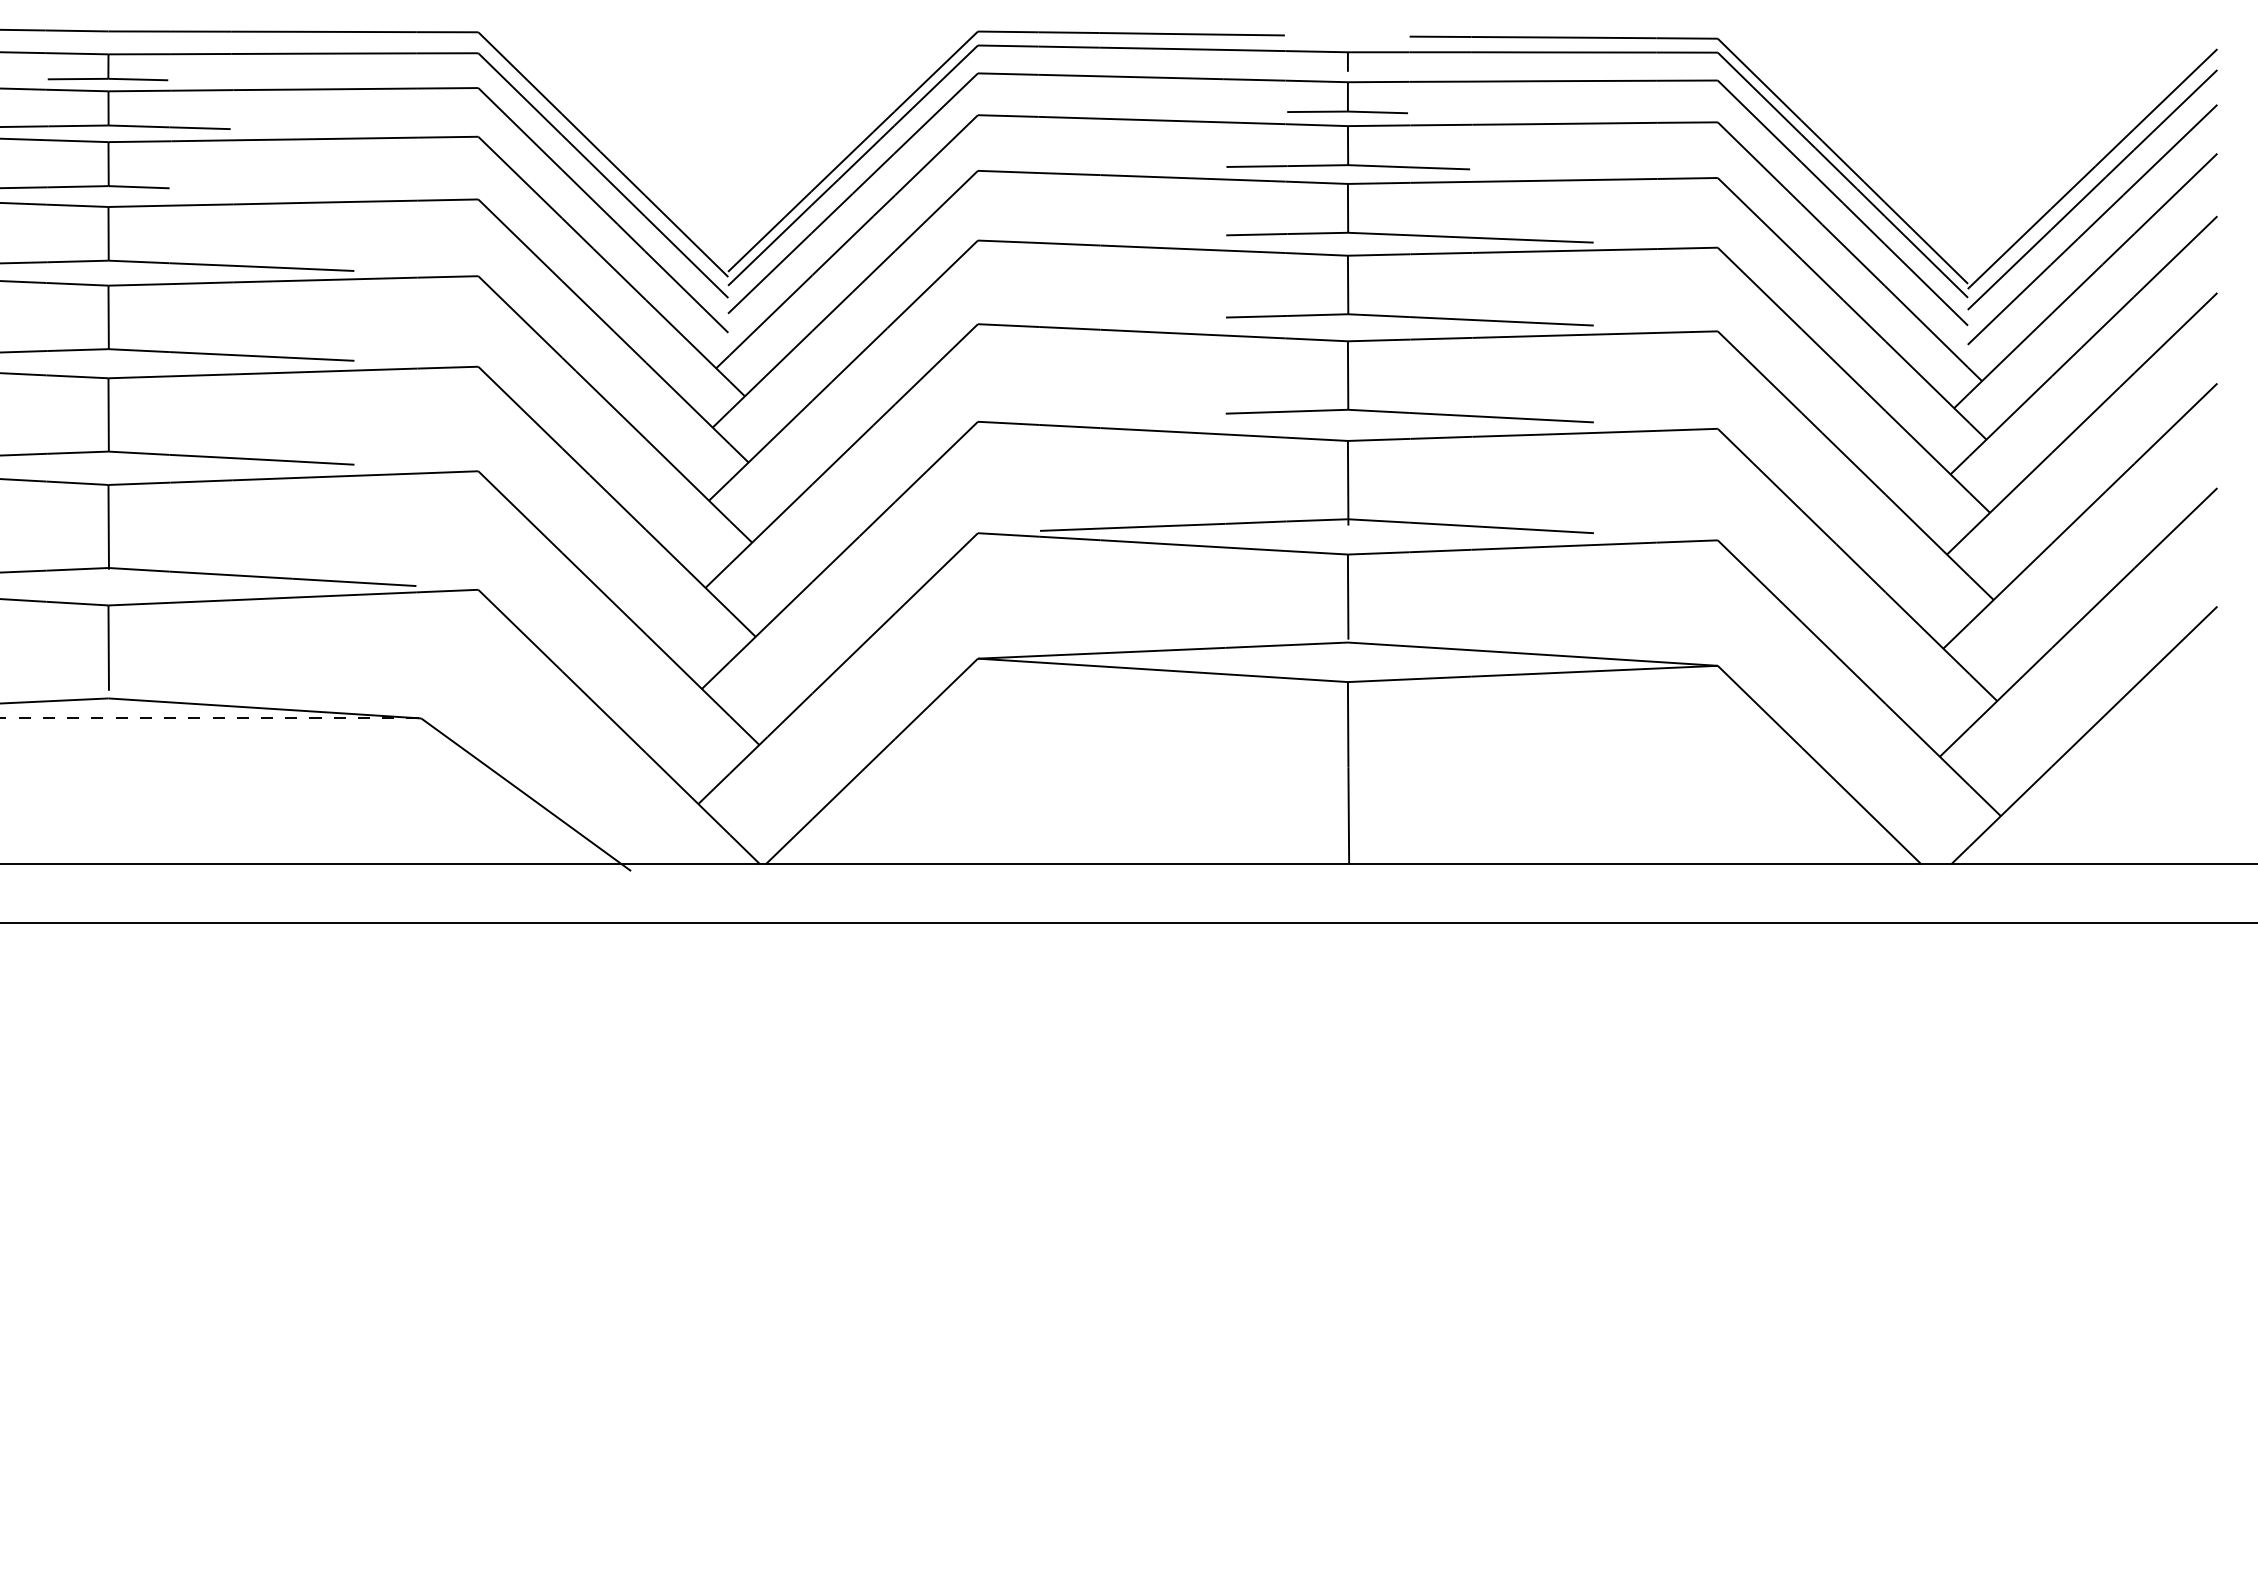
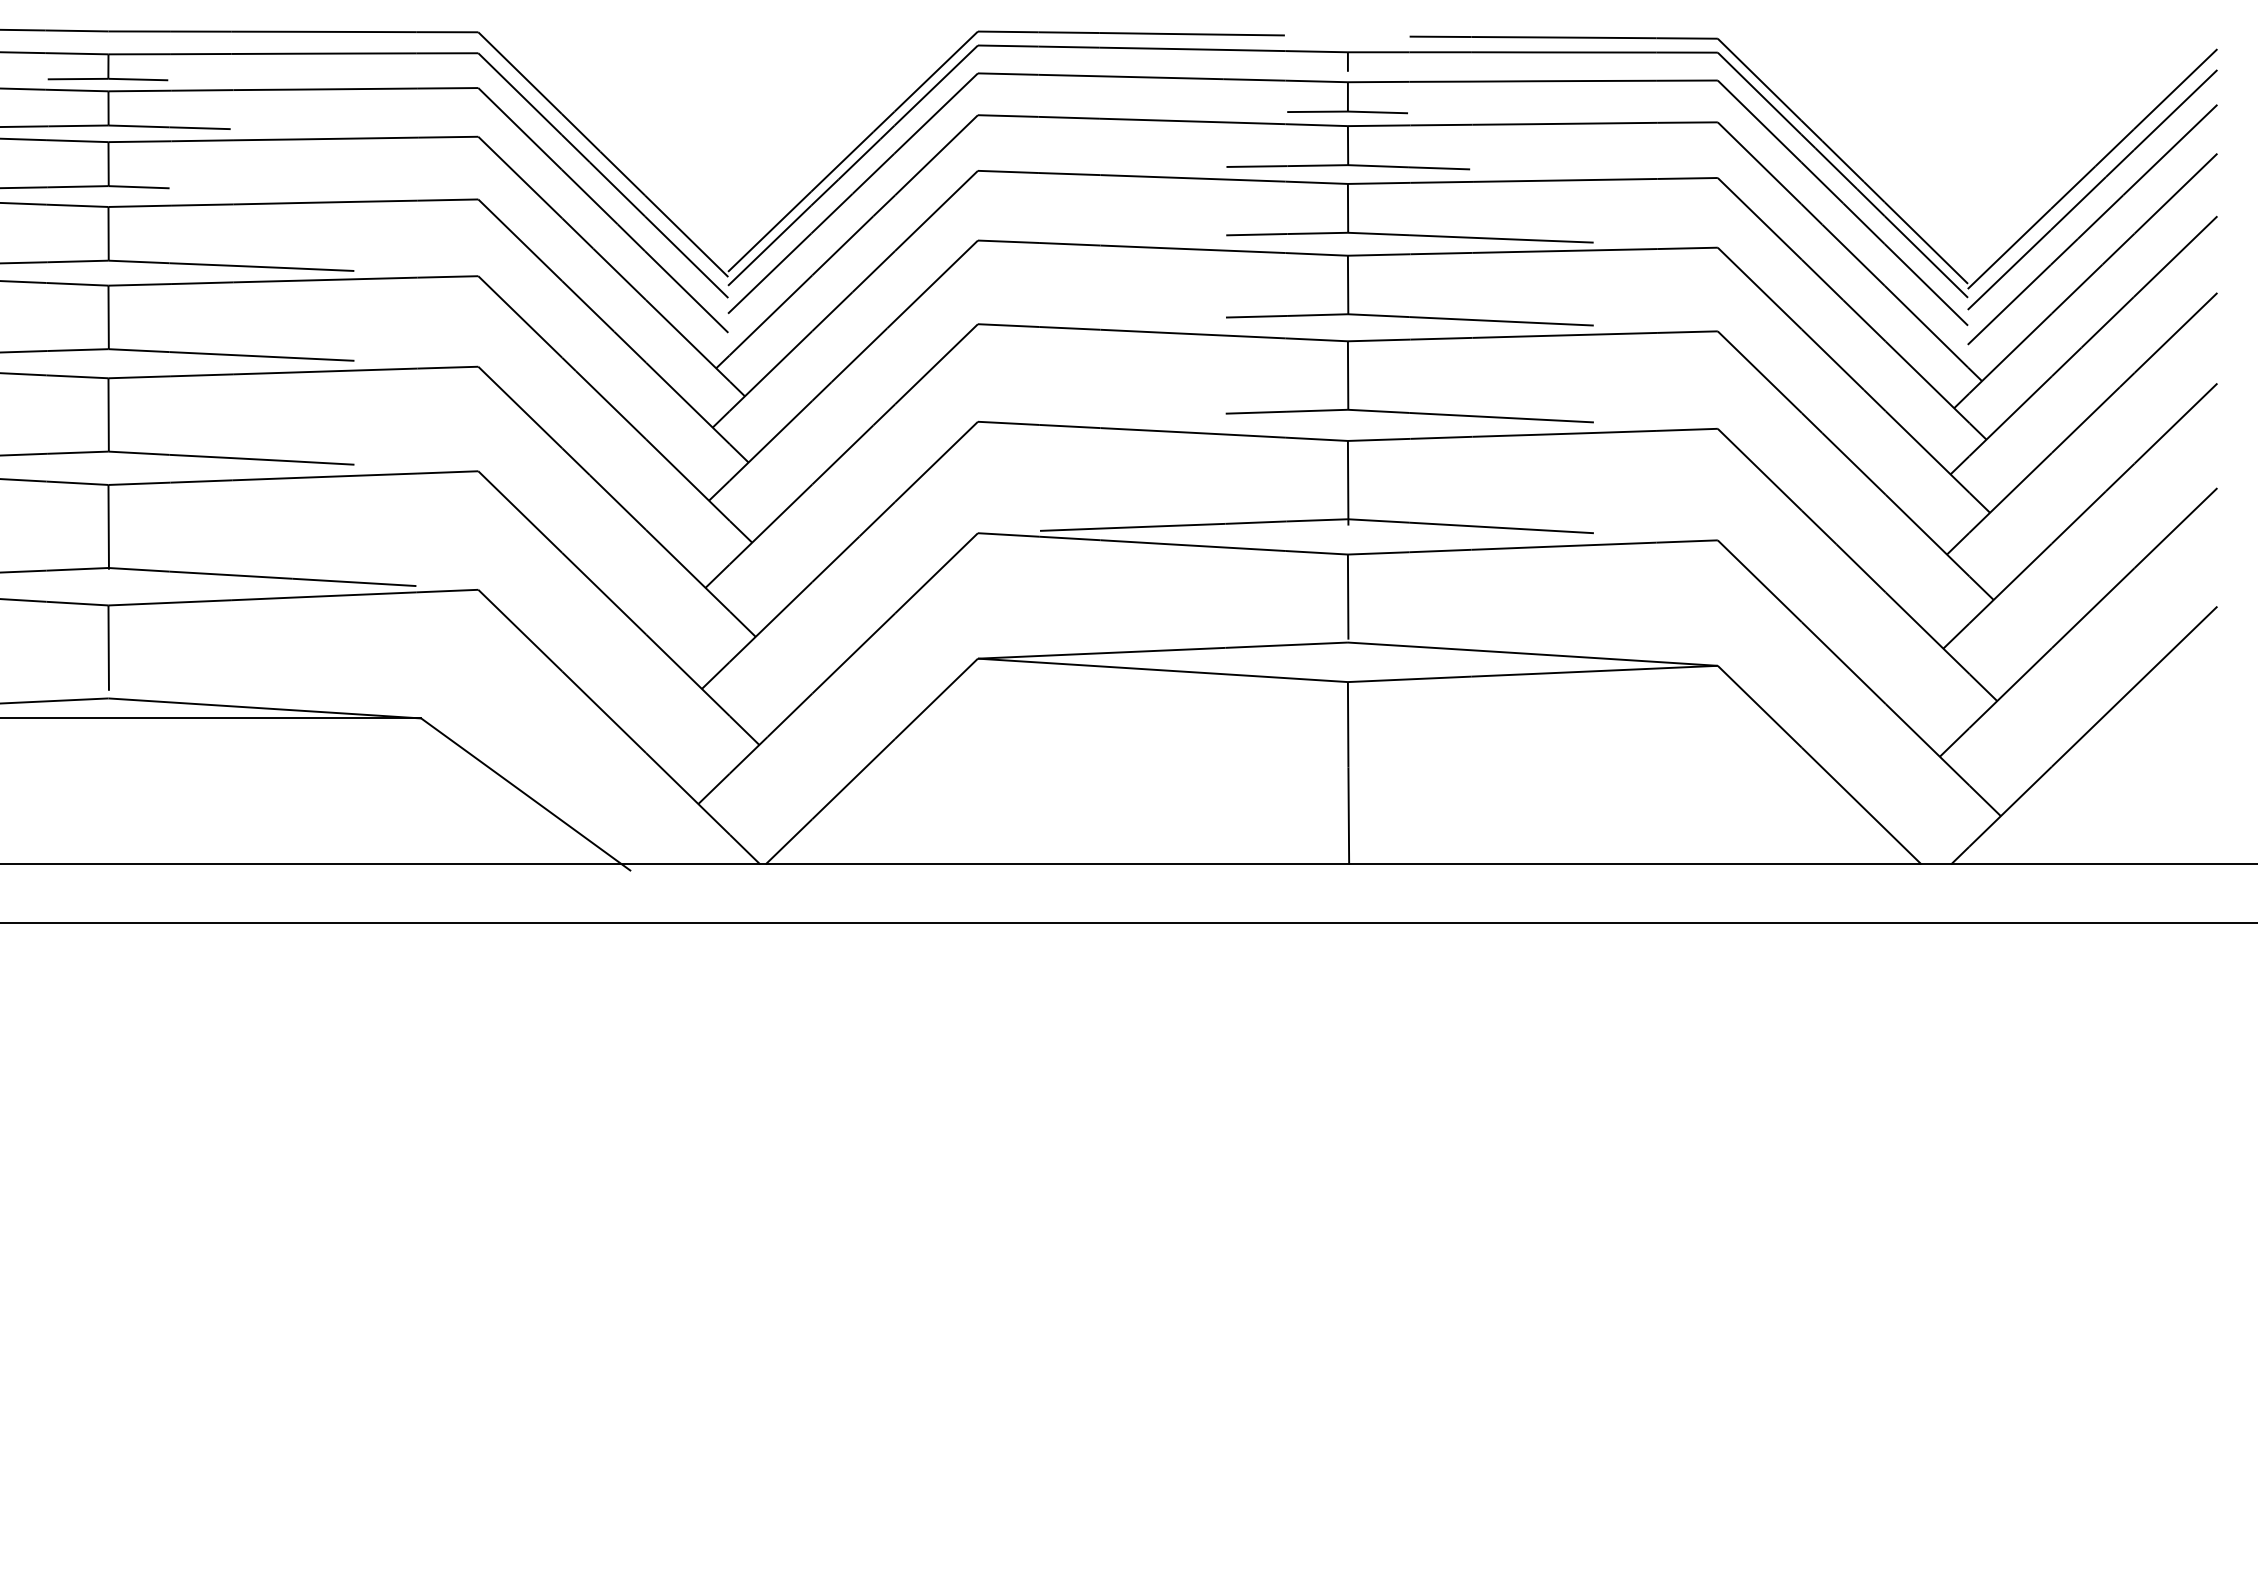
line: dashed -> solid (211, 718)
